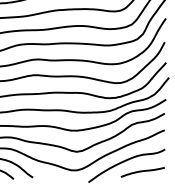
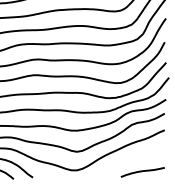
curve: present -> none (124, 162)
